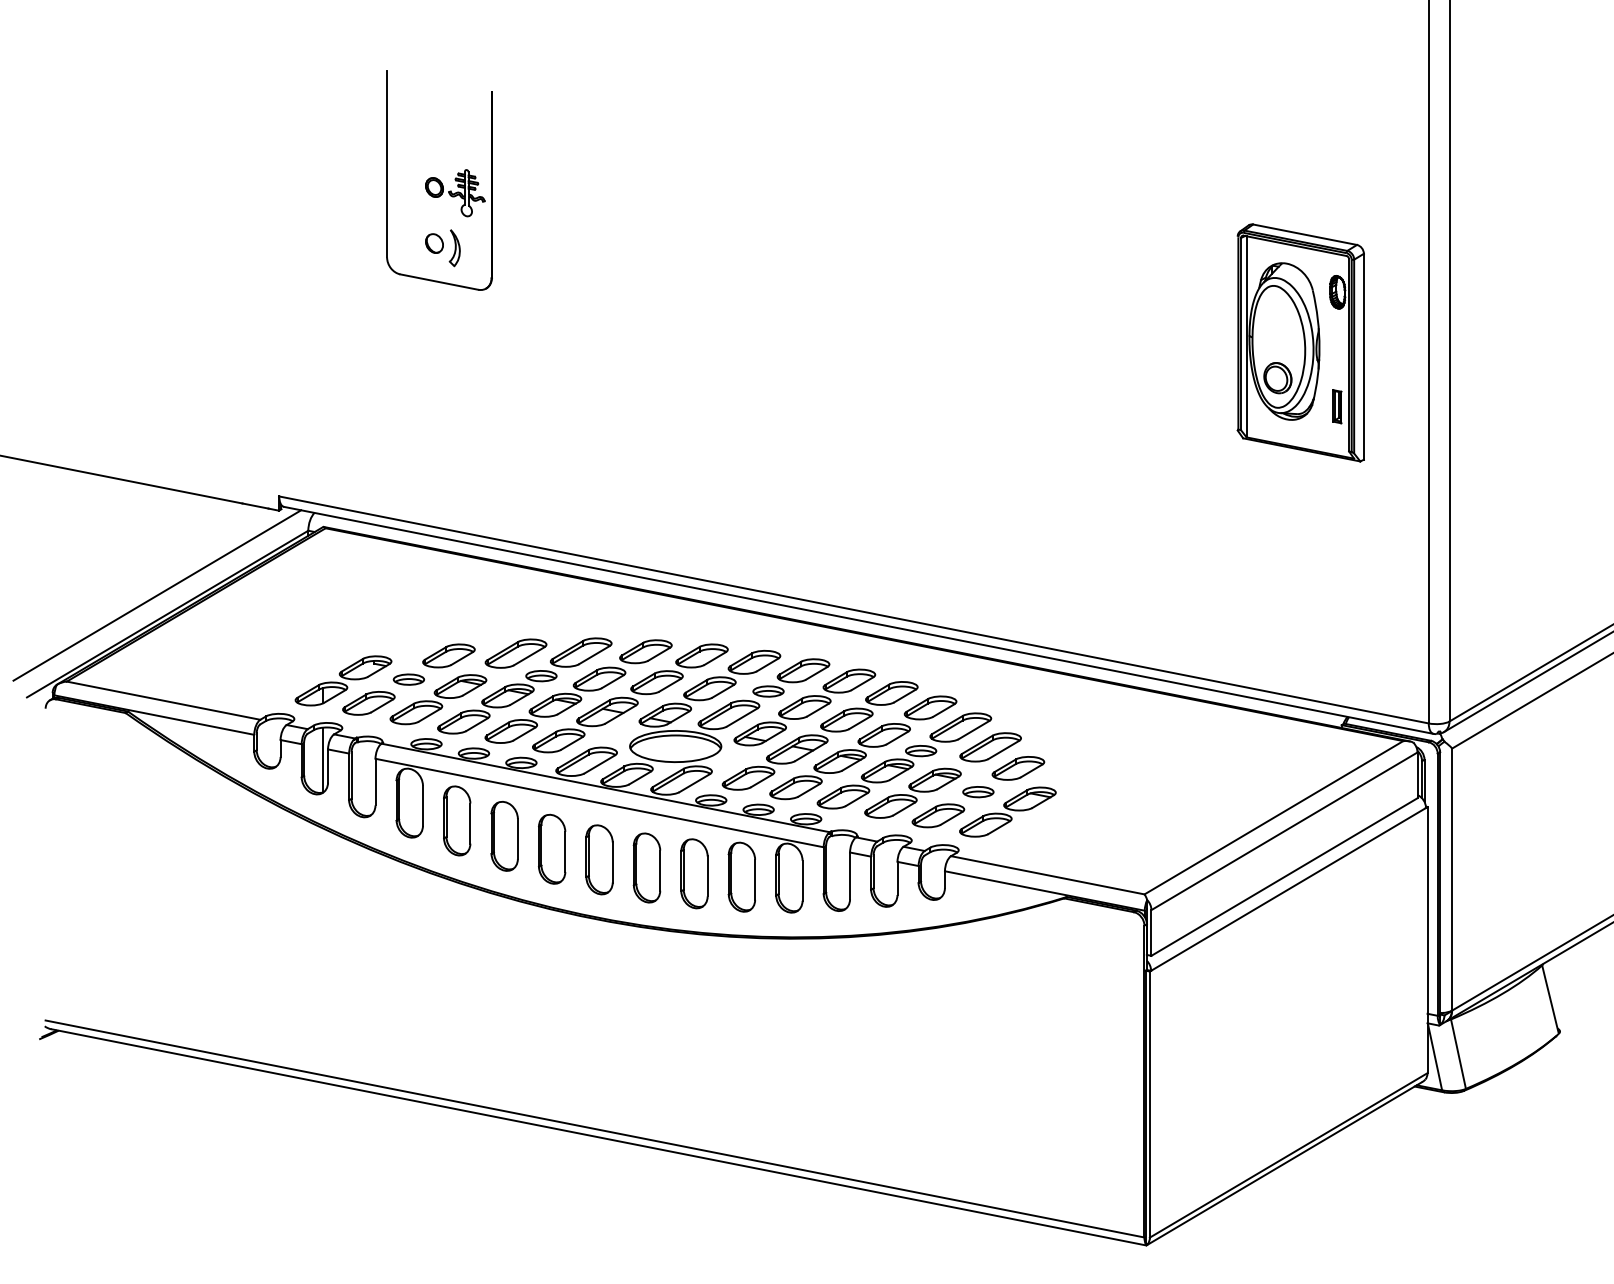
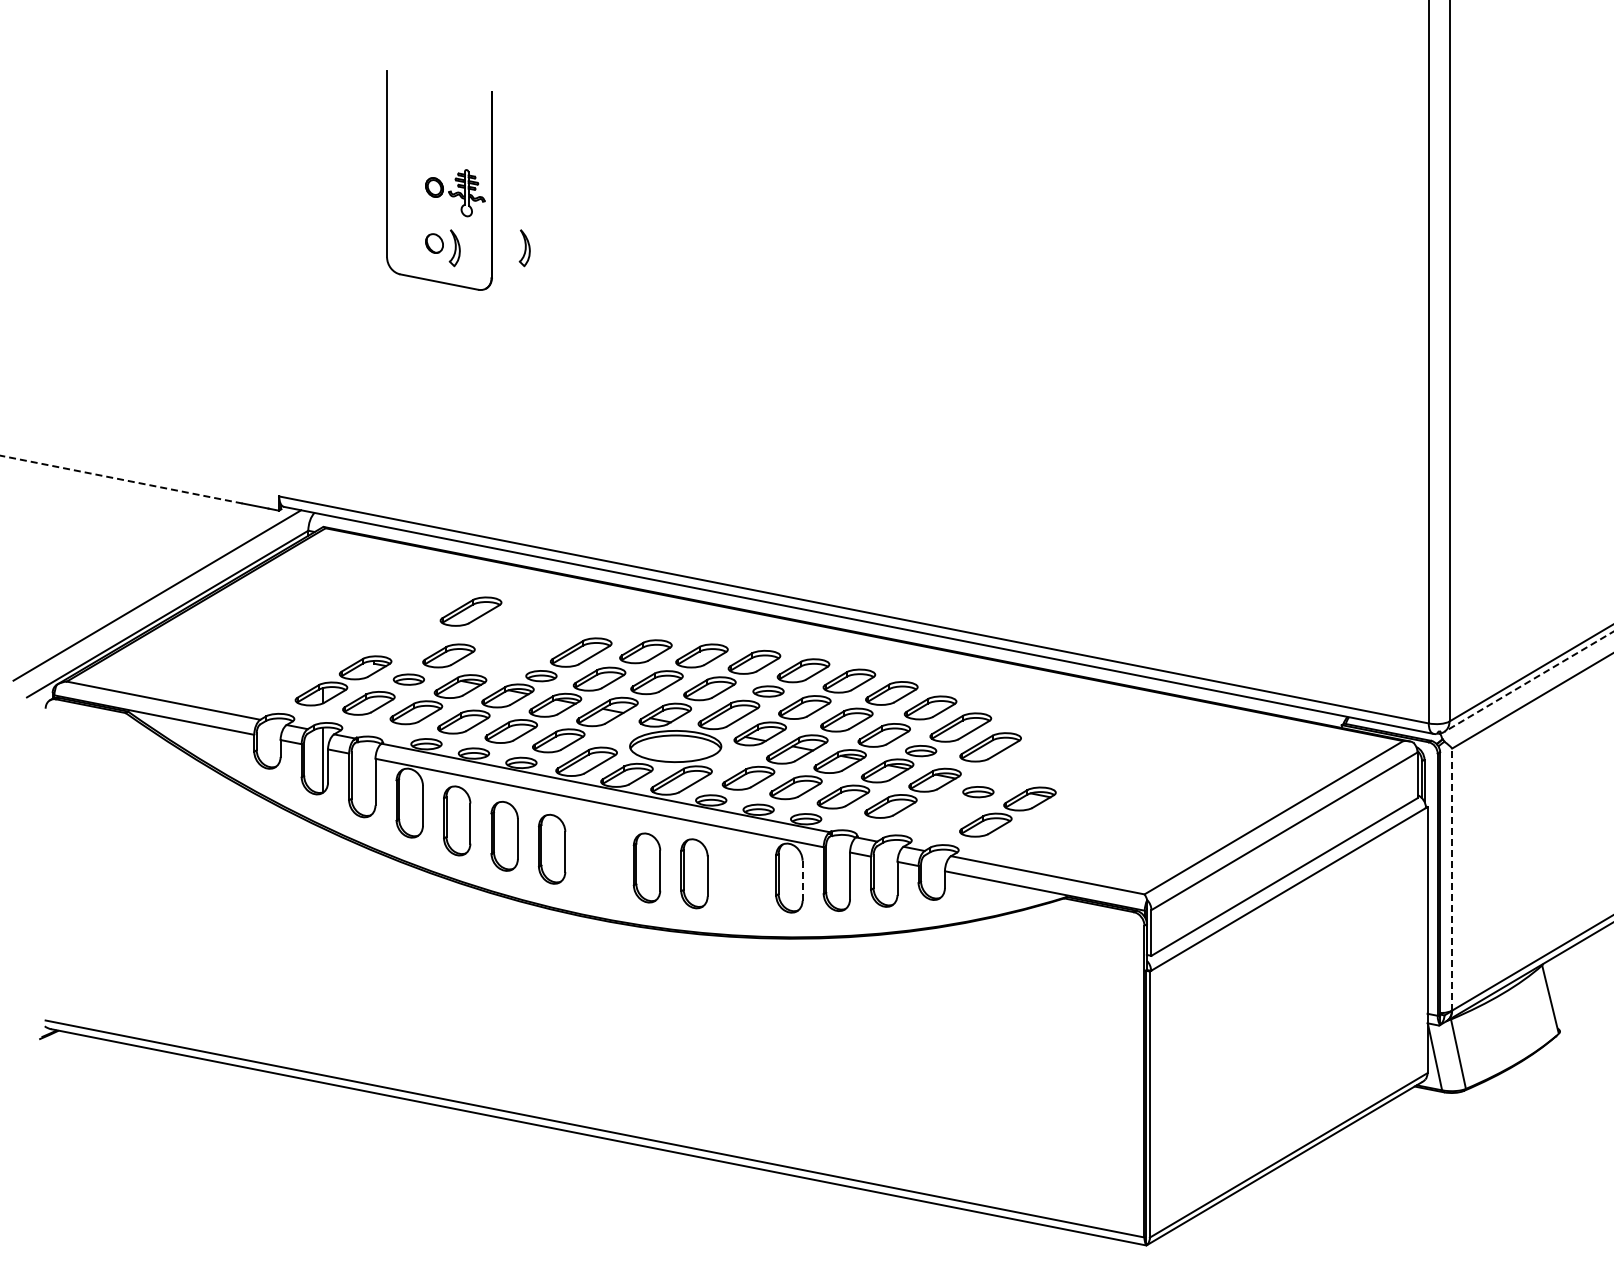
part: none -> present (524, 248)
part: present -> none (1300, 342)
line: solid -> dashed (121, 479)
part position: (515, 653) -> (470, 611) (470, 611)
line: solid -> dashed (1528, 682)
part: present -> none (1018, 768)
part: present -> none (938, 815)
part: present -> none (599, 859)
part: present -> none (741, 876)
line: solid -> dashed (1452, 879)
line: solid -> dashed (802, 881)
